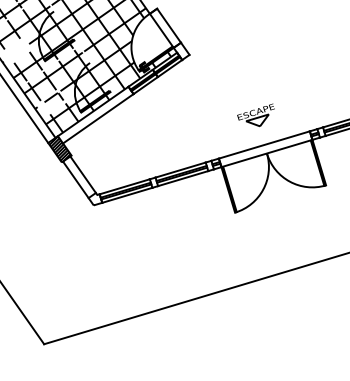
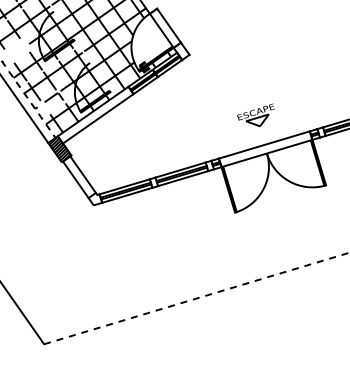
line: solid -> dashed (28, 98)
line: solid -> dashed (197, 298)
